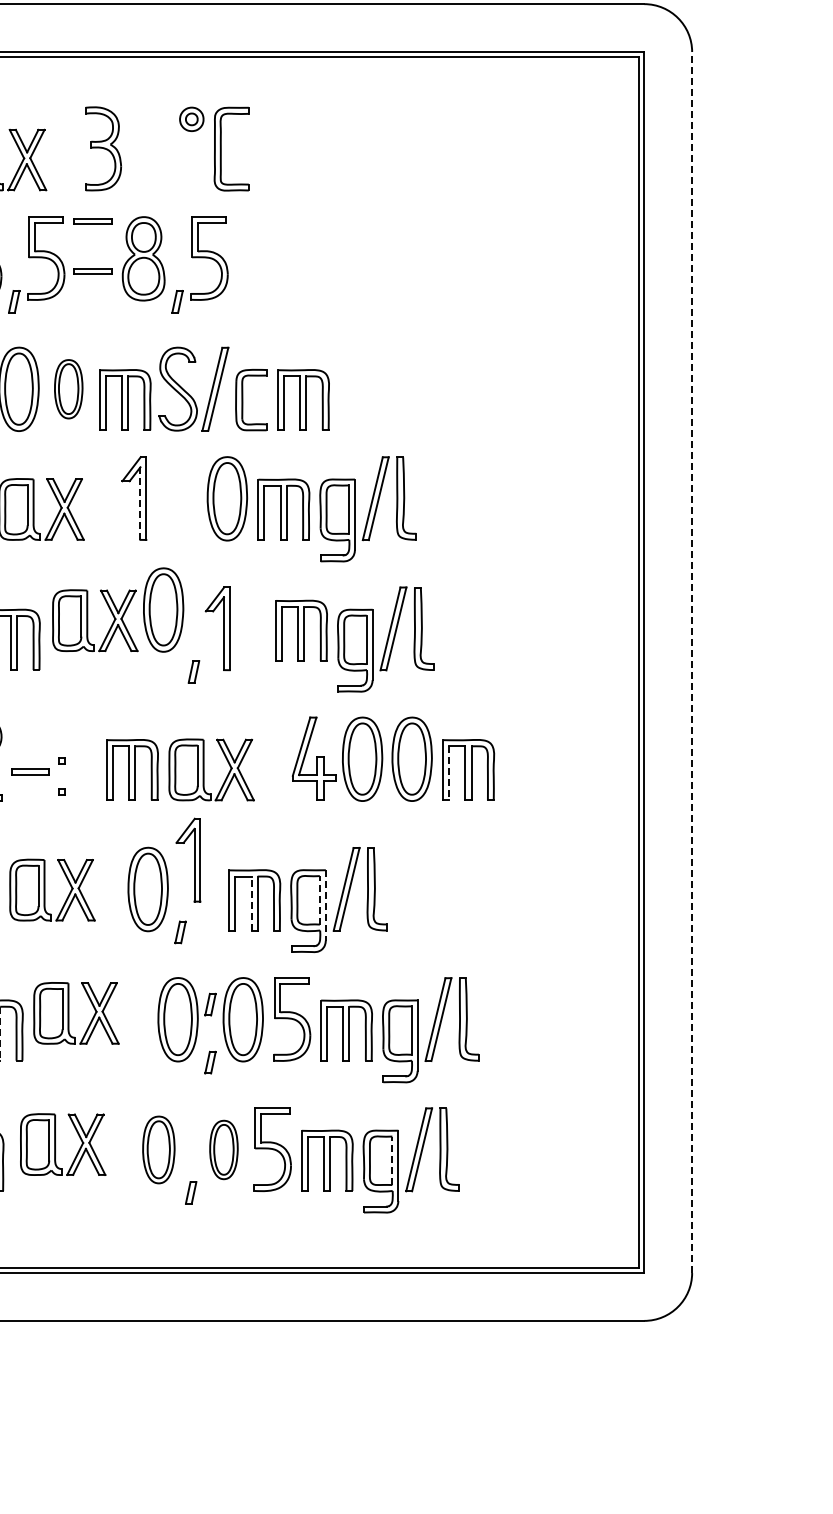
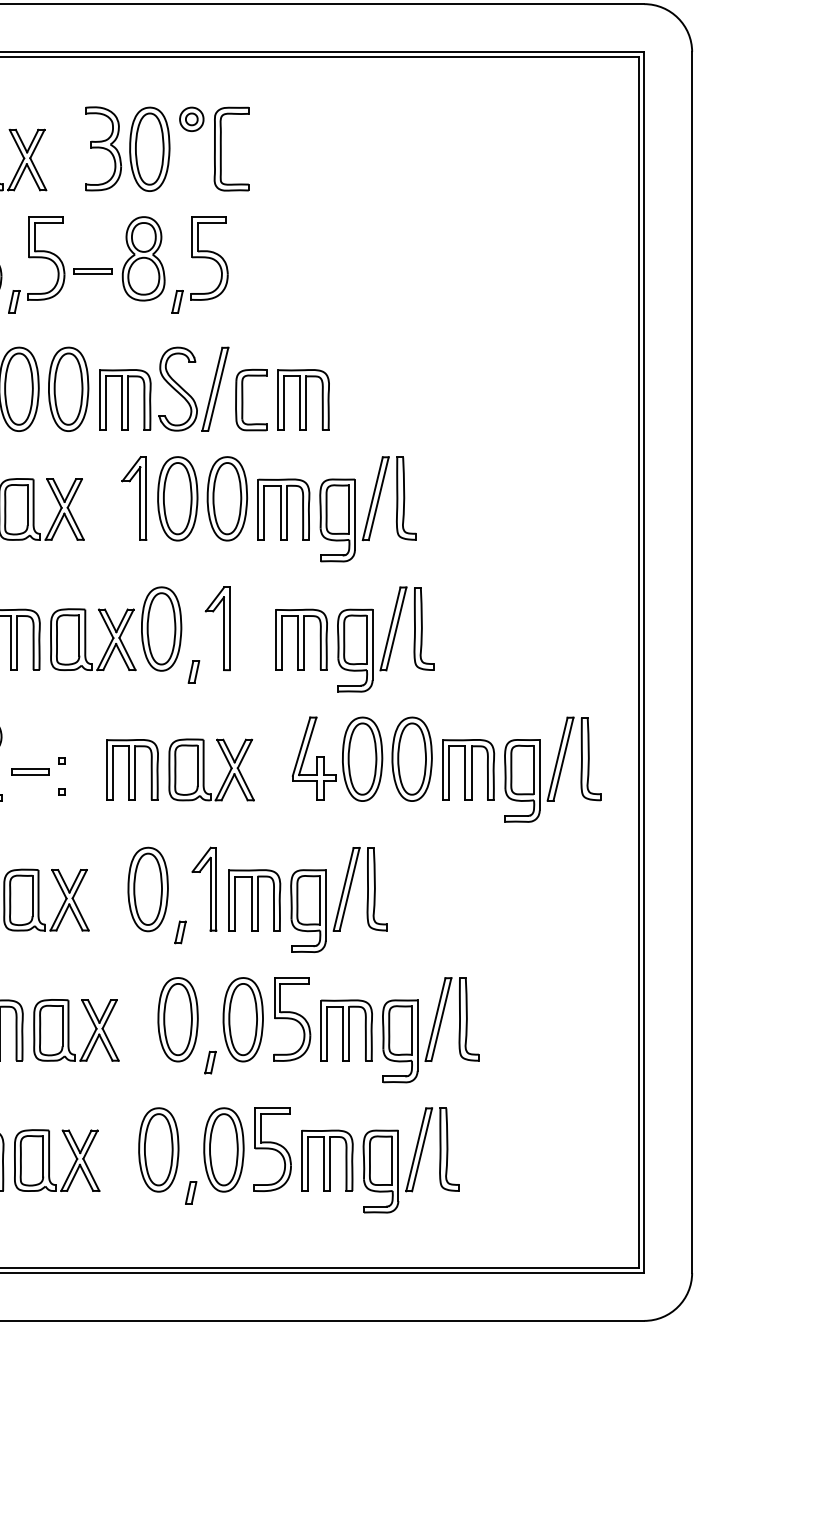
part: none -> present (149, 148)
part: present -> none (92, 221)
part size: 30x61 px -> 42x86 px (68, 388)
part: none -> present (177, 498)
line: dashed -> solid (140, 503)
part position: (118, 609) -> (116, 628) (116, 628)
part position: (301, 630) -> (301, 639) (301, 639)
line: dashed -> solid (692, 662)
part: none -> present (552, 769)
line: dashed -> solid (449, 773)
part position: (188, 859) -> (204, 888) (204, 888)
part position: (45, 889) -> (39, 899) (39, 899)
line: dashed -> solid (319, 899)
line: dashed -> solid (251, 903)
line: dashed -> solid (325, 905)
part: present -> none (210, 1004)
part position: (69, 1013) -> (69, 1030) (69, 1030)
line: dashed -> solid (0, 1033)
part position: (55, 1144) -> (49, 1160) (49, 1160)
part size: 34x70 px -> 42x86 px (158, 1149)
part size: 30x62 px -> 42x86 px (223, 1149)
line: dashed -> solid (392, 1160)
